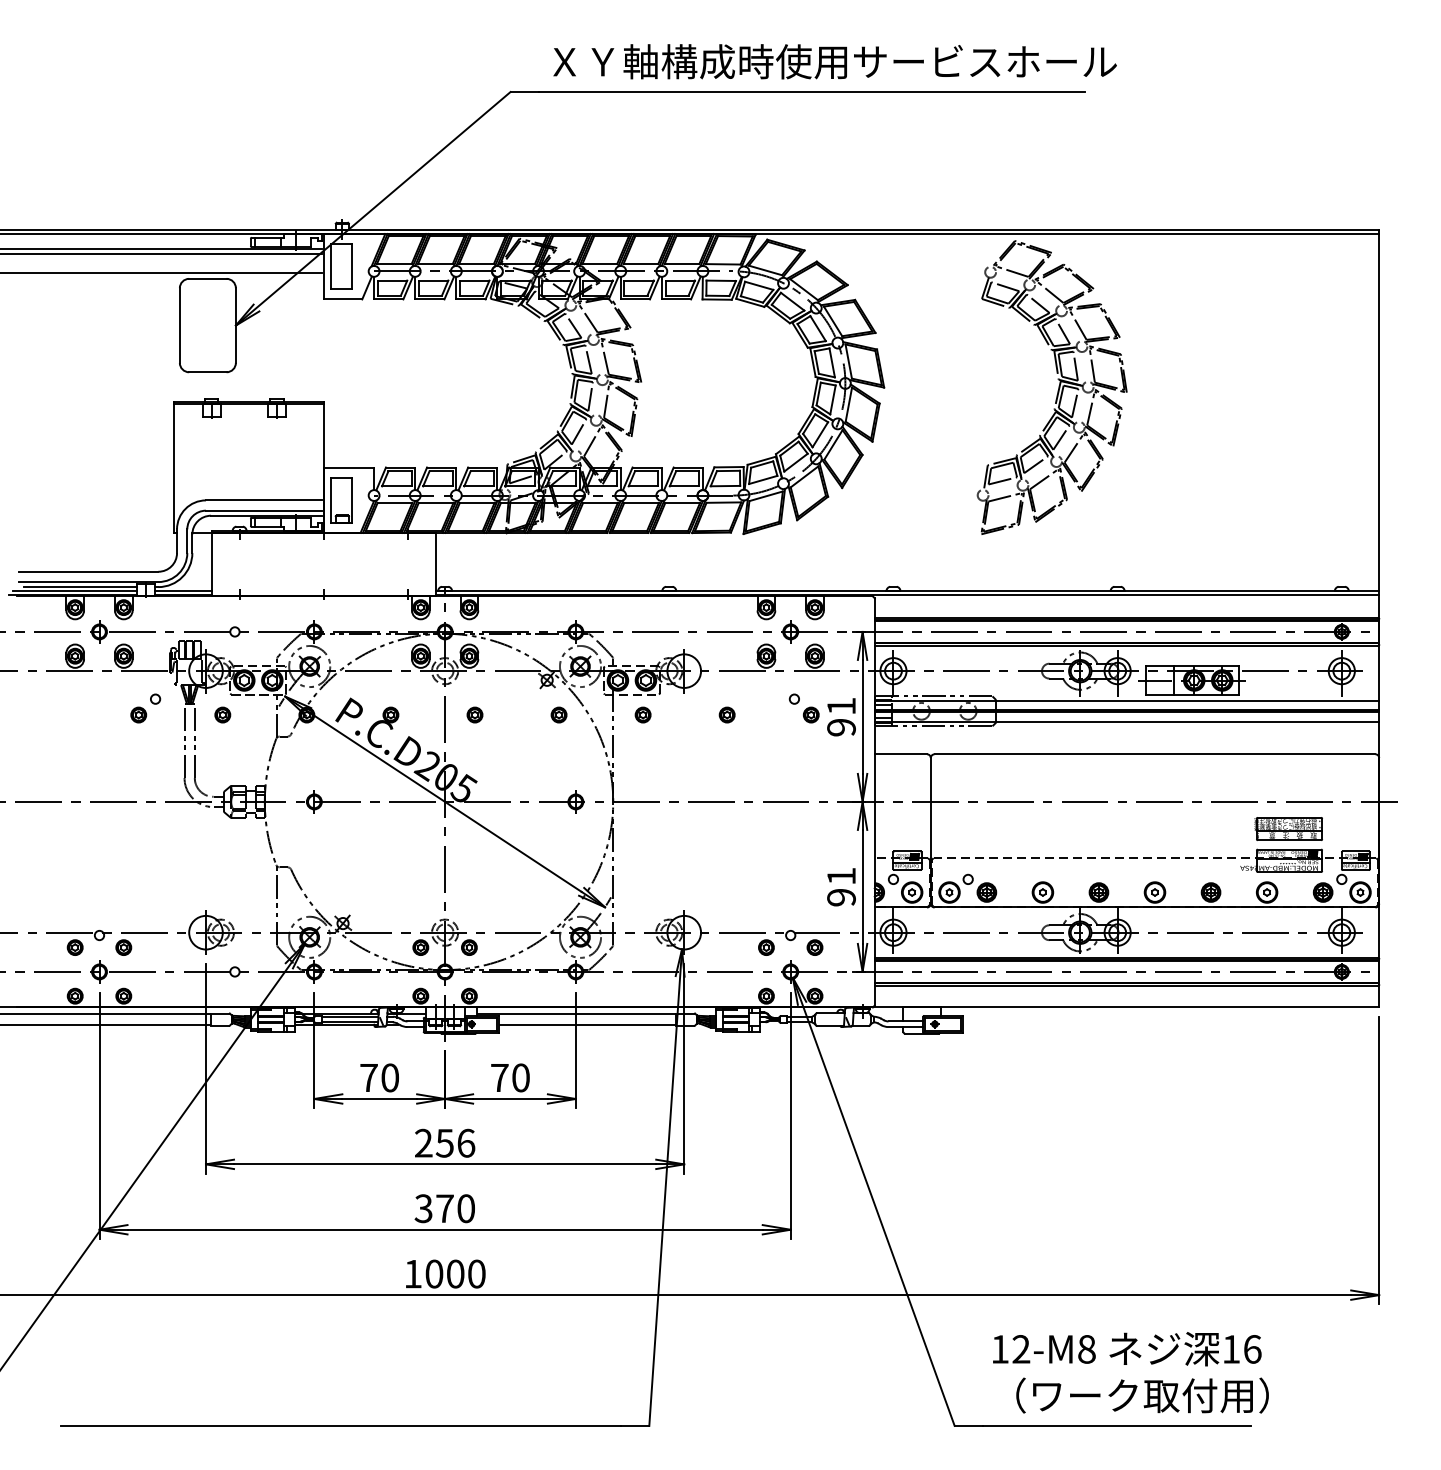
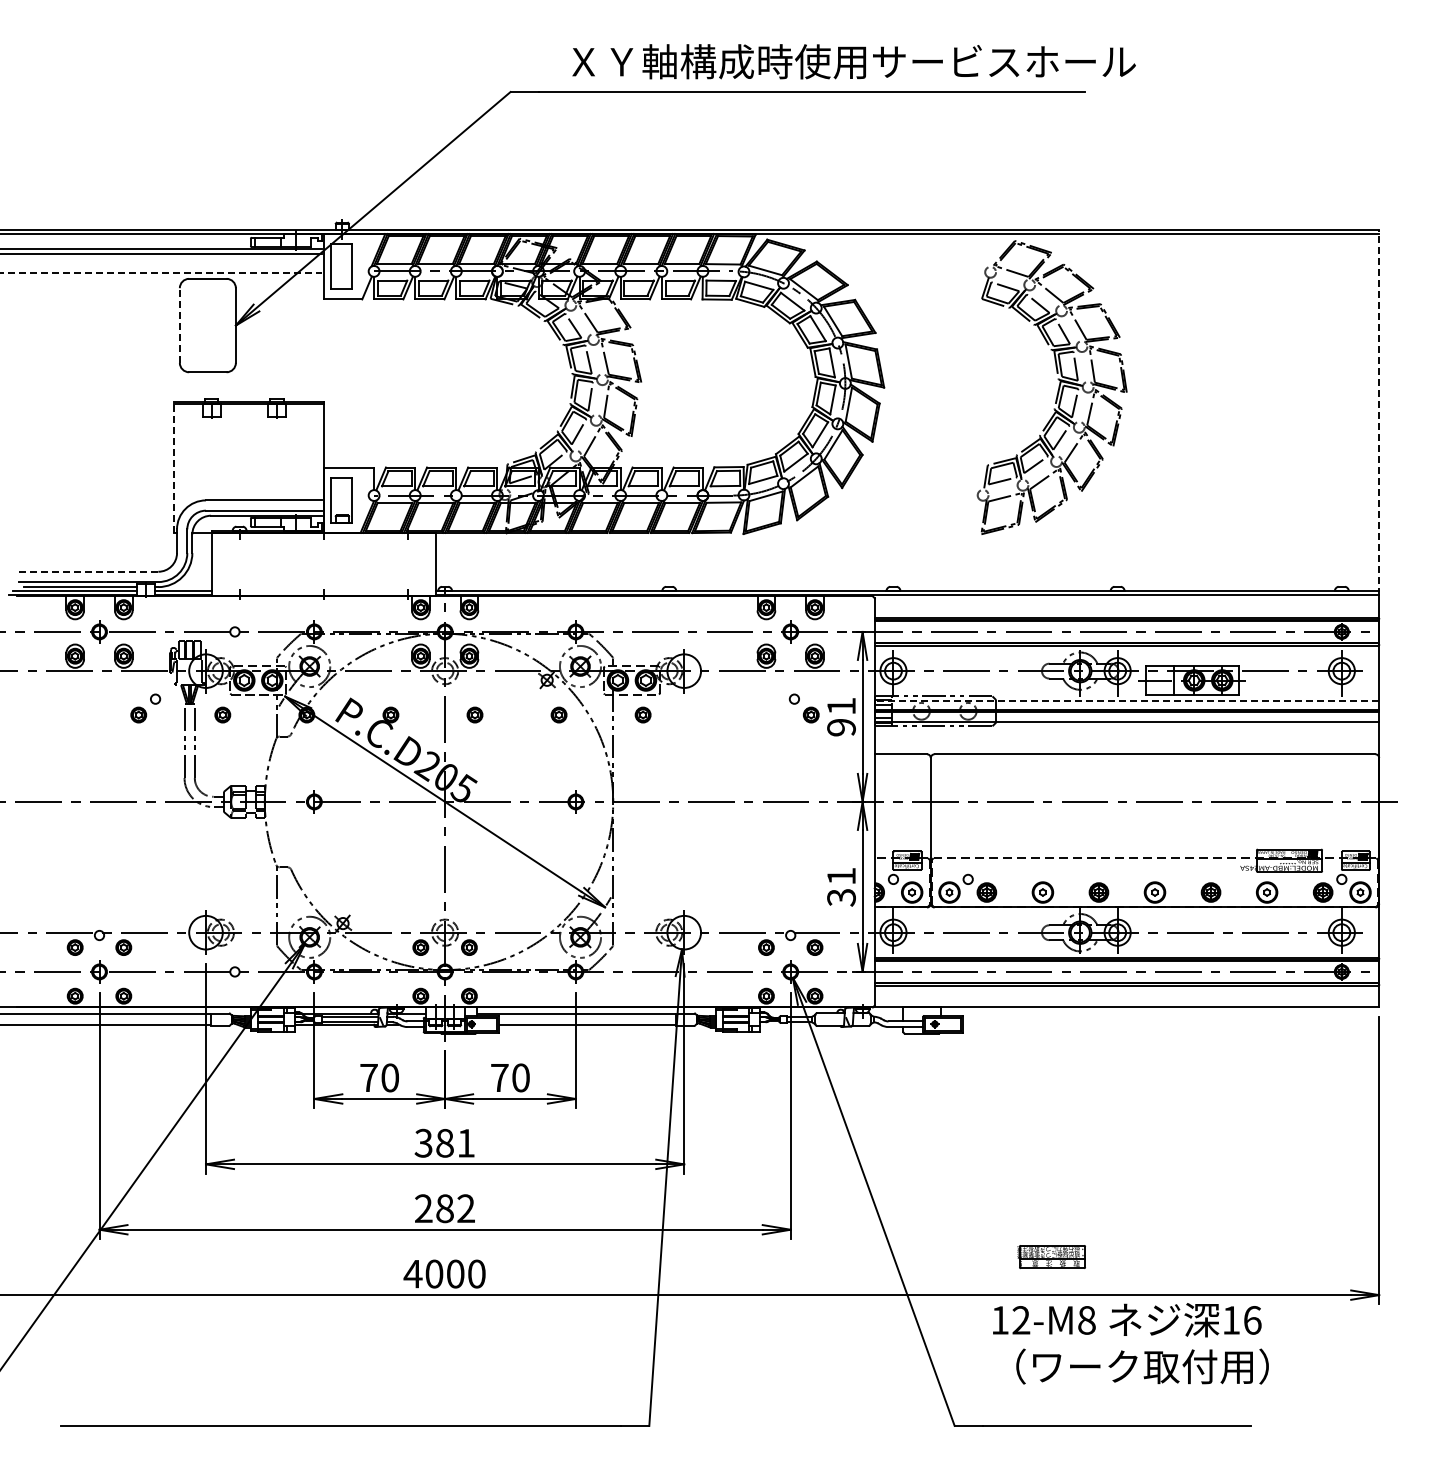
text position: (834, 61) -> (853, 61) (853, 61)
line: solid -> dashed (161, 272)
line: solid -> dashed (179, 325)
line: solid -> dashed (1379, 411)
line: solid -> dashed (174, 467)
line: solid -> dashed (88, 571)
line: solid -> dashed (1126, 701)
part: present -> none (726, 714)
part position: (1288, 828) -> (1051, 1256) (1051, 1256)
text: 91 -> 31 (841, 897)
text: 256 -> 381 (444, 1142)
text: 370 -> 282 (444, 1208)
text: 1000 -> 4000 (412, 1274)
text position: (1130, 1372) -> (1130, 1343) (1130, 1343)
